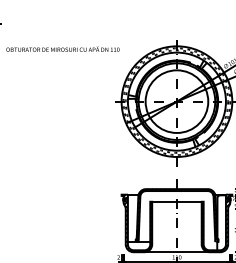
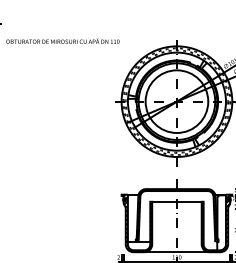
text position: (62, 48) -> (62, 40) (62, 40)
